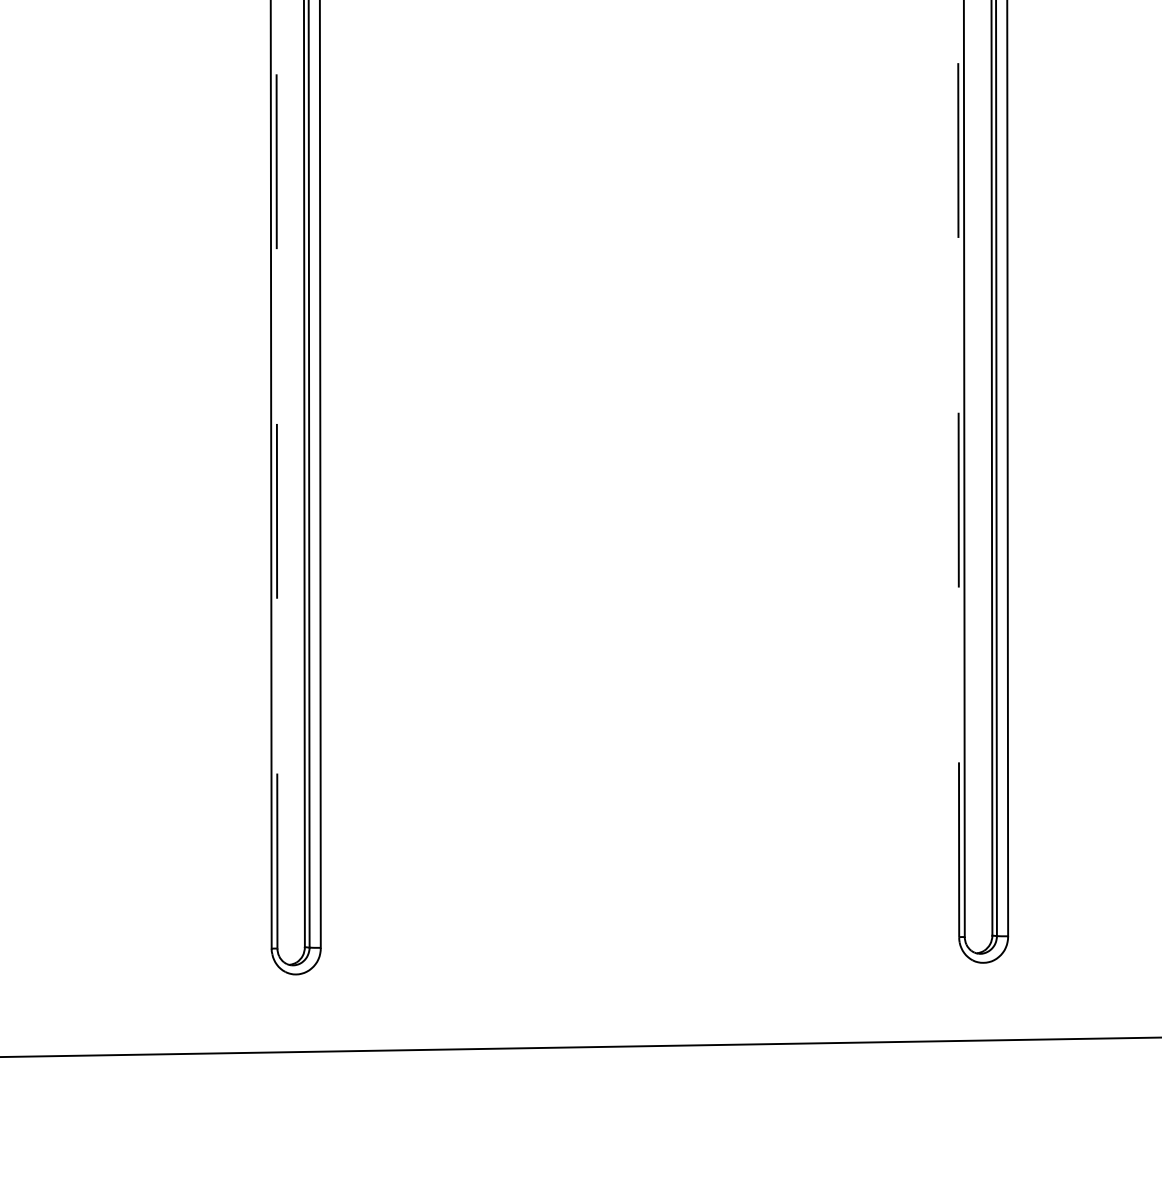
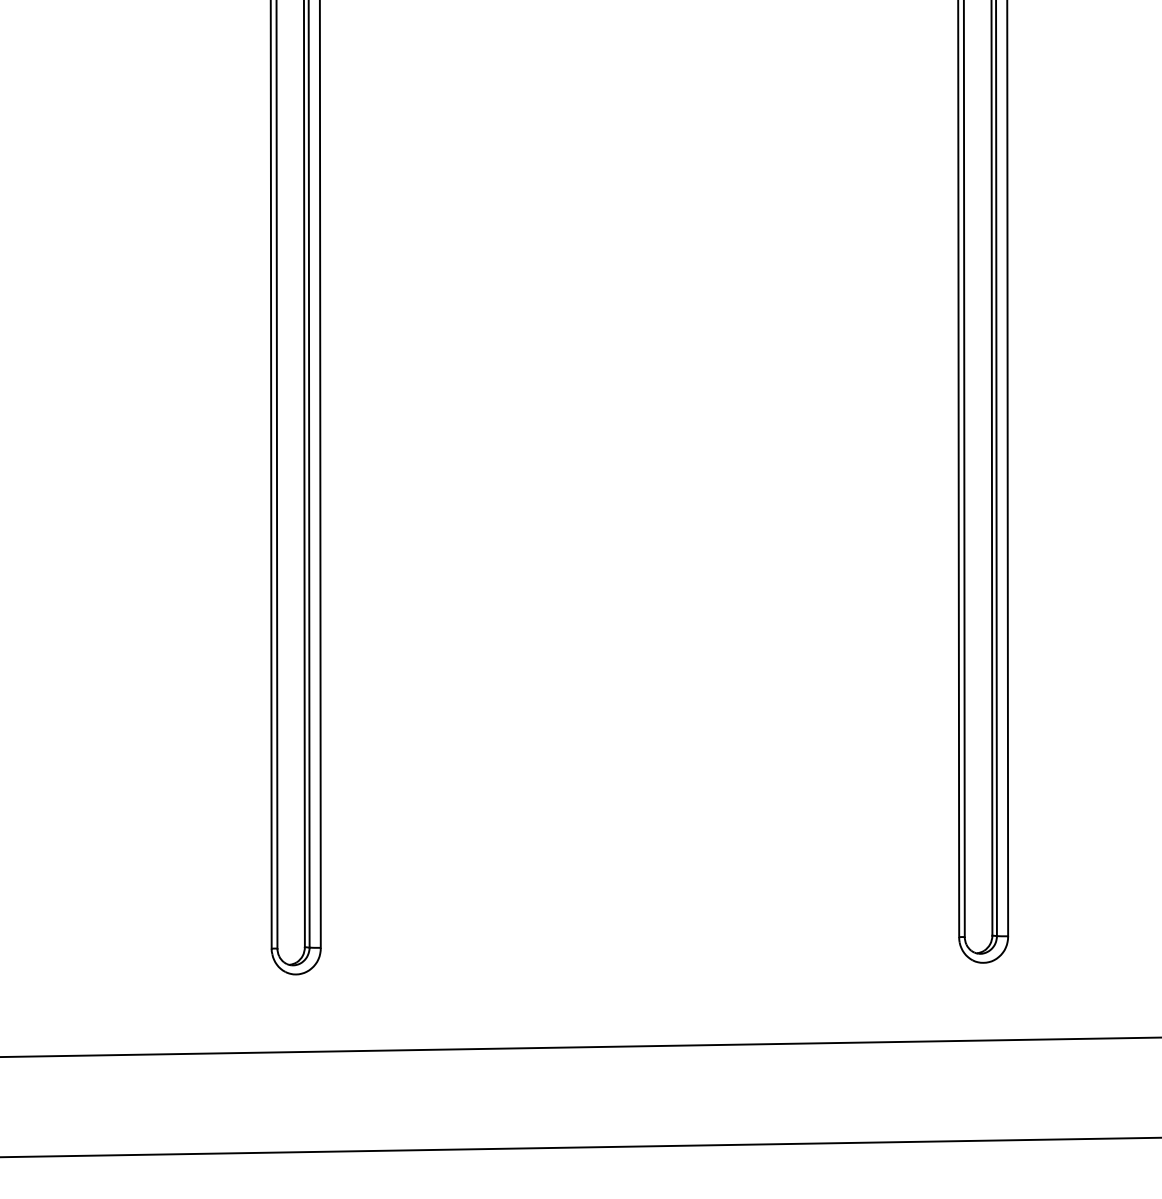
line: dashed -> solid (958, 468)
line: dashed -> solid (276, 474)
line: none -> present (580, 1147)
